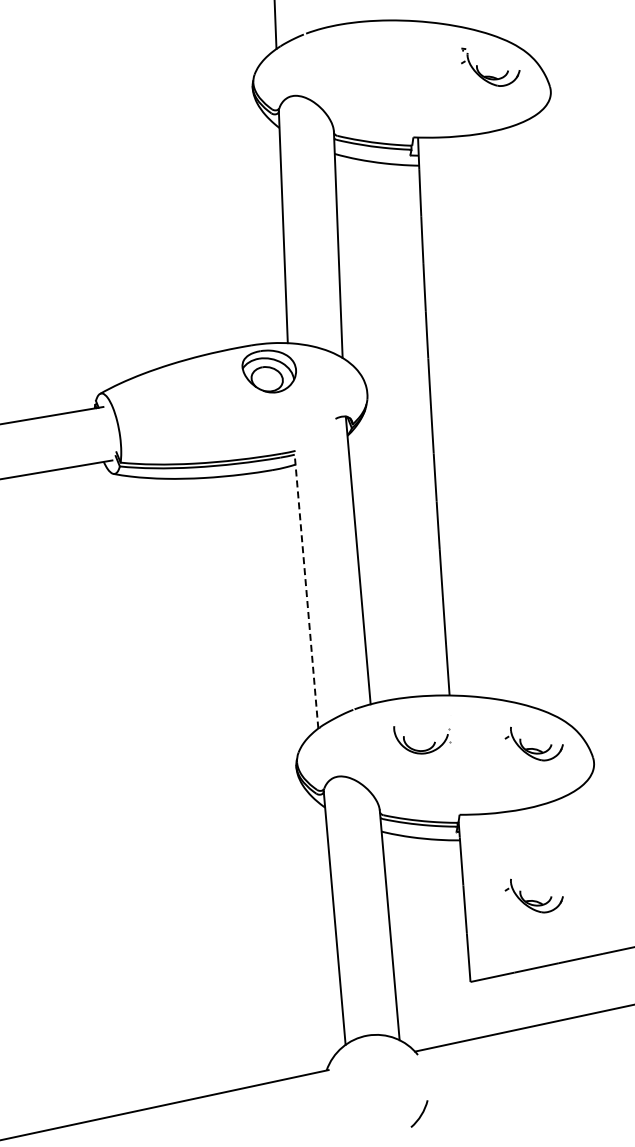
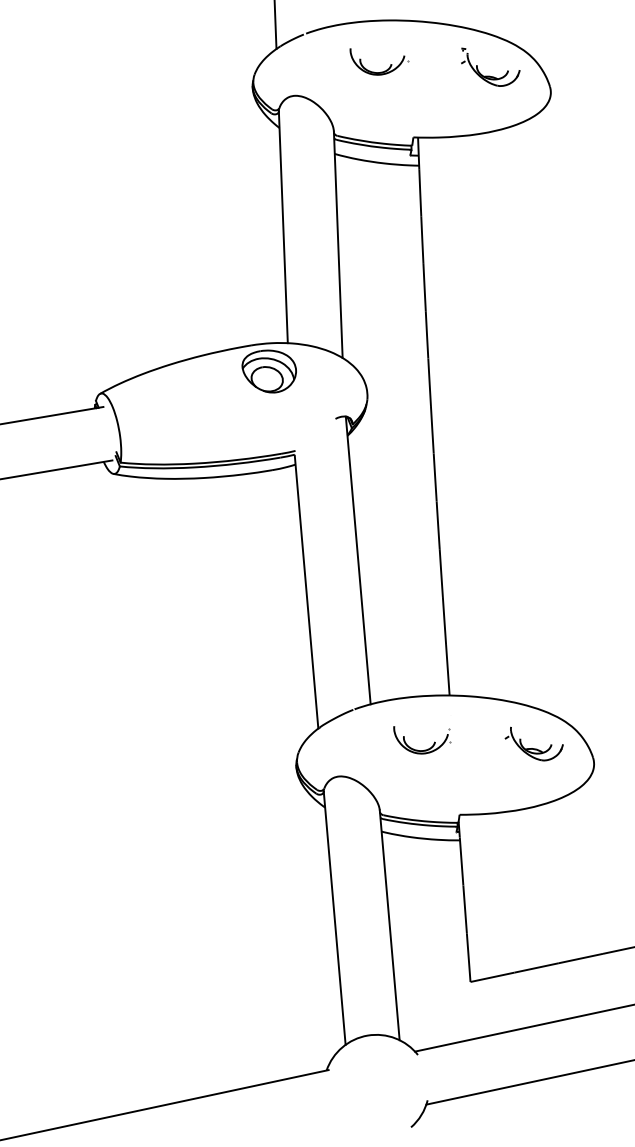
part: none -> present (380, 71)
line: dashed -> solid (306, 592)
part: present -> none (533, 895)
line: none -> present (528, 1082)
